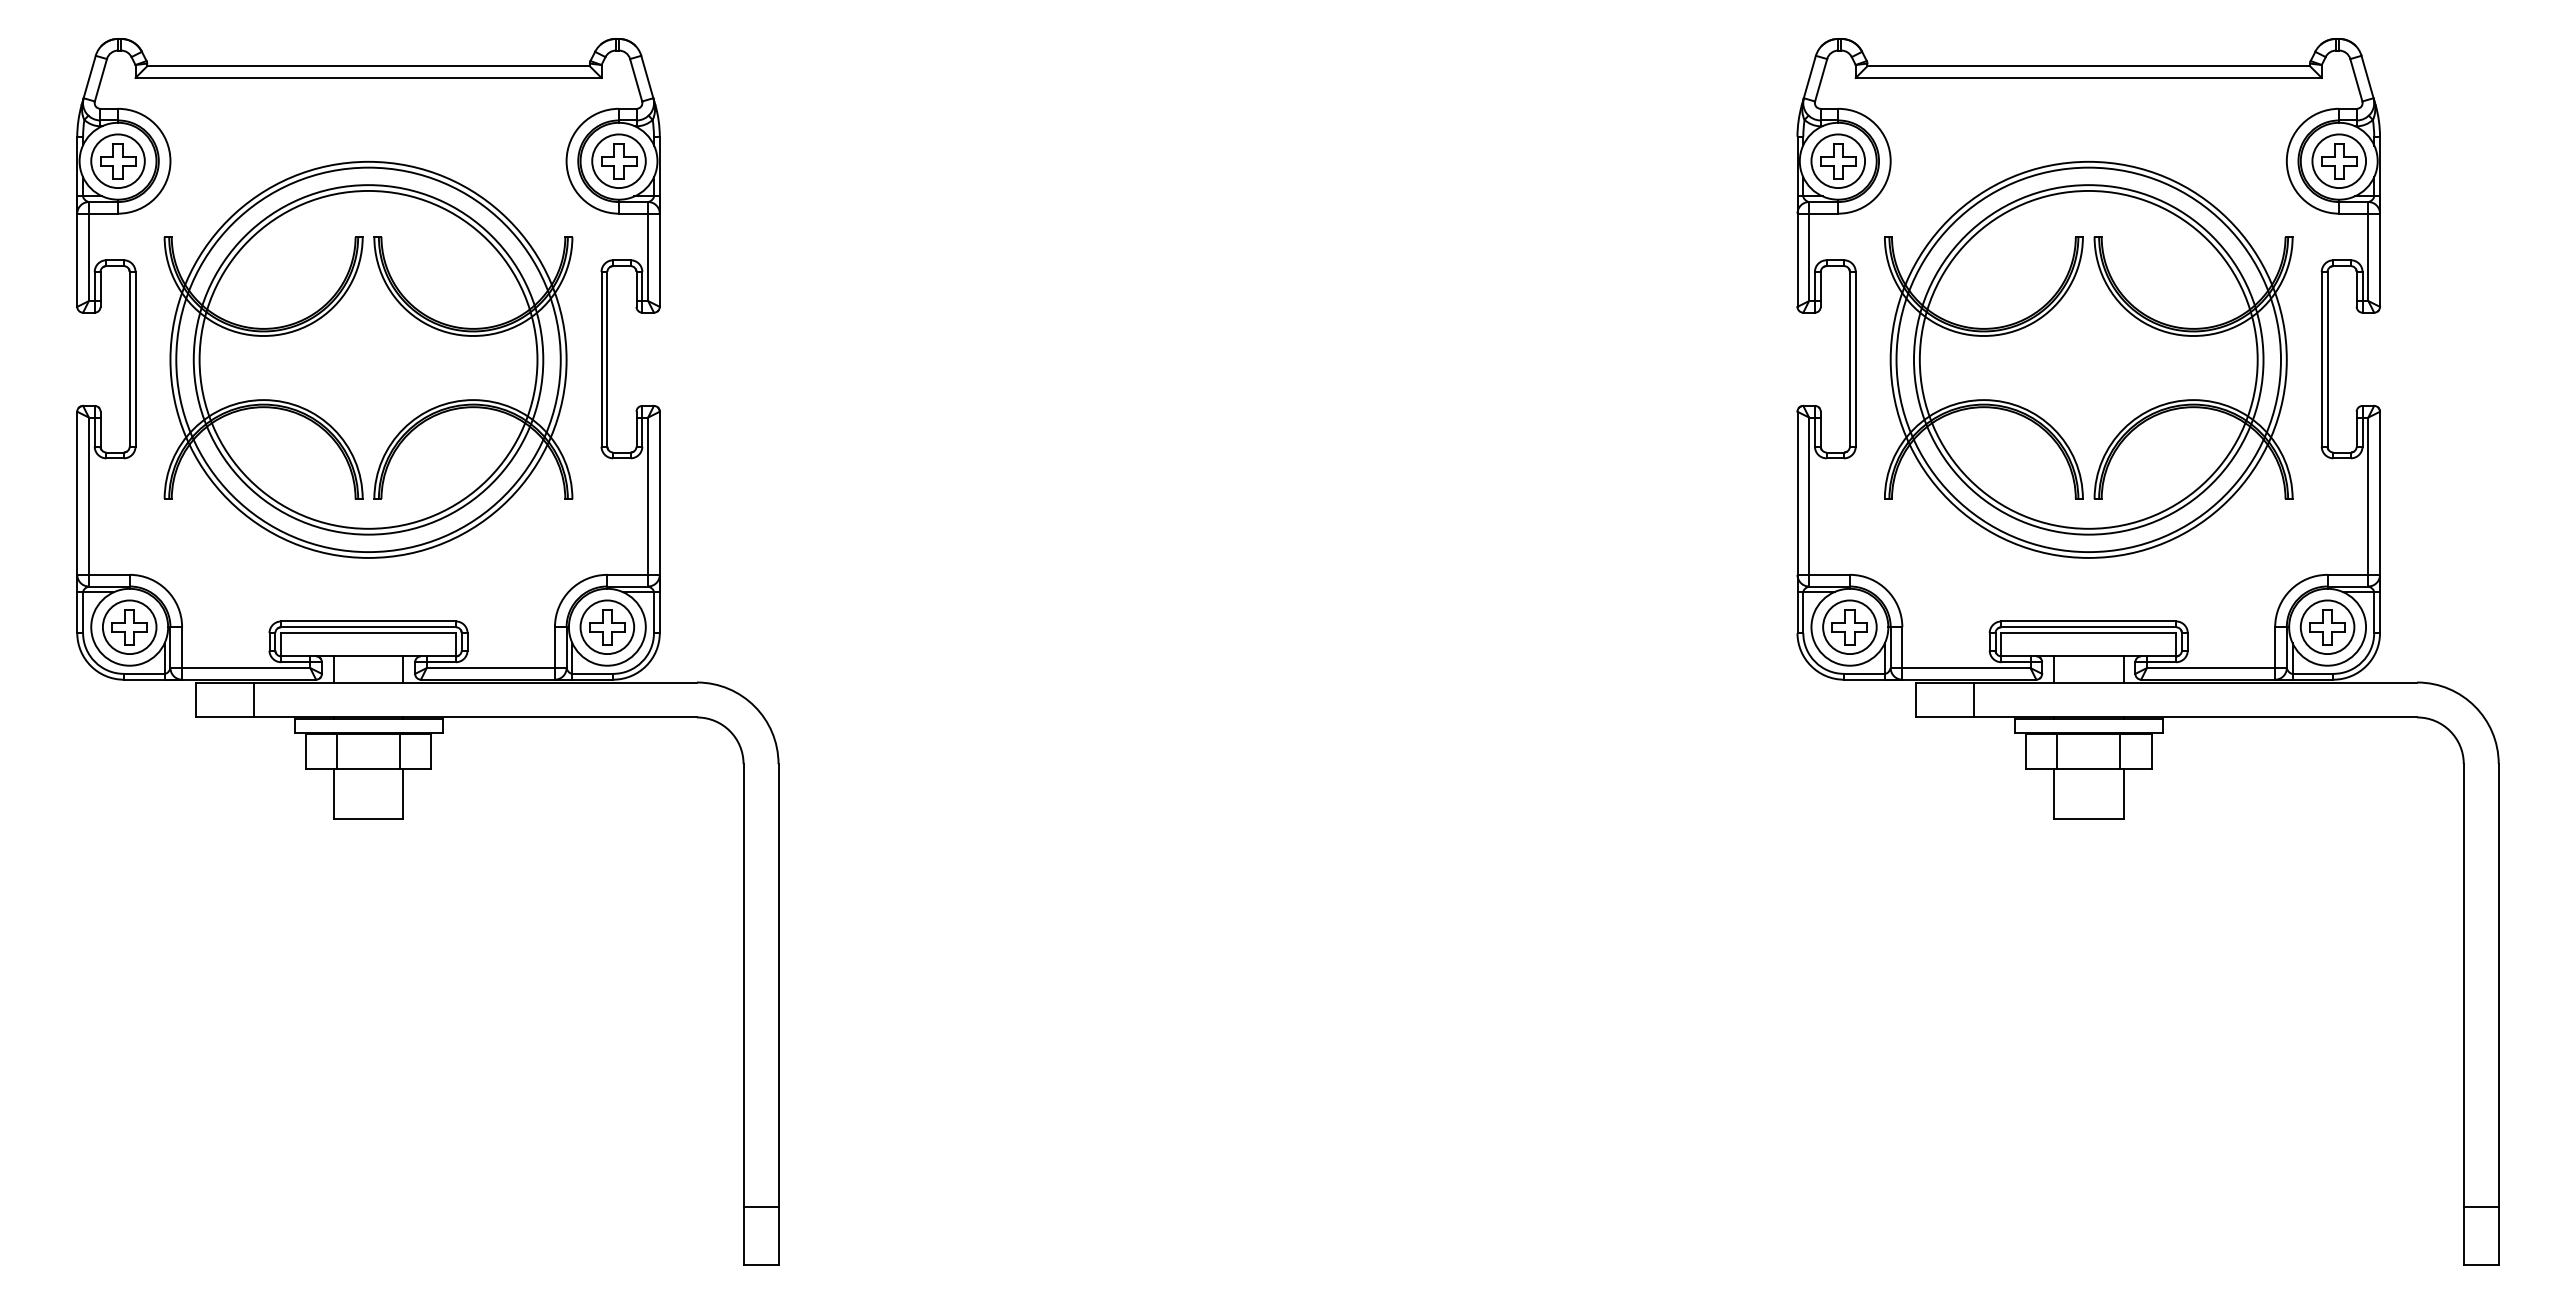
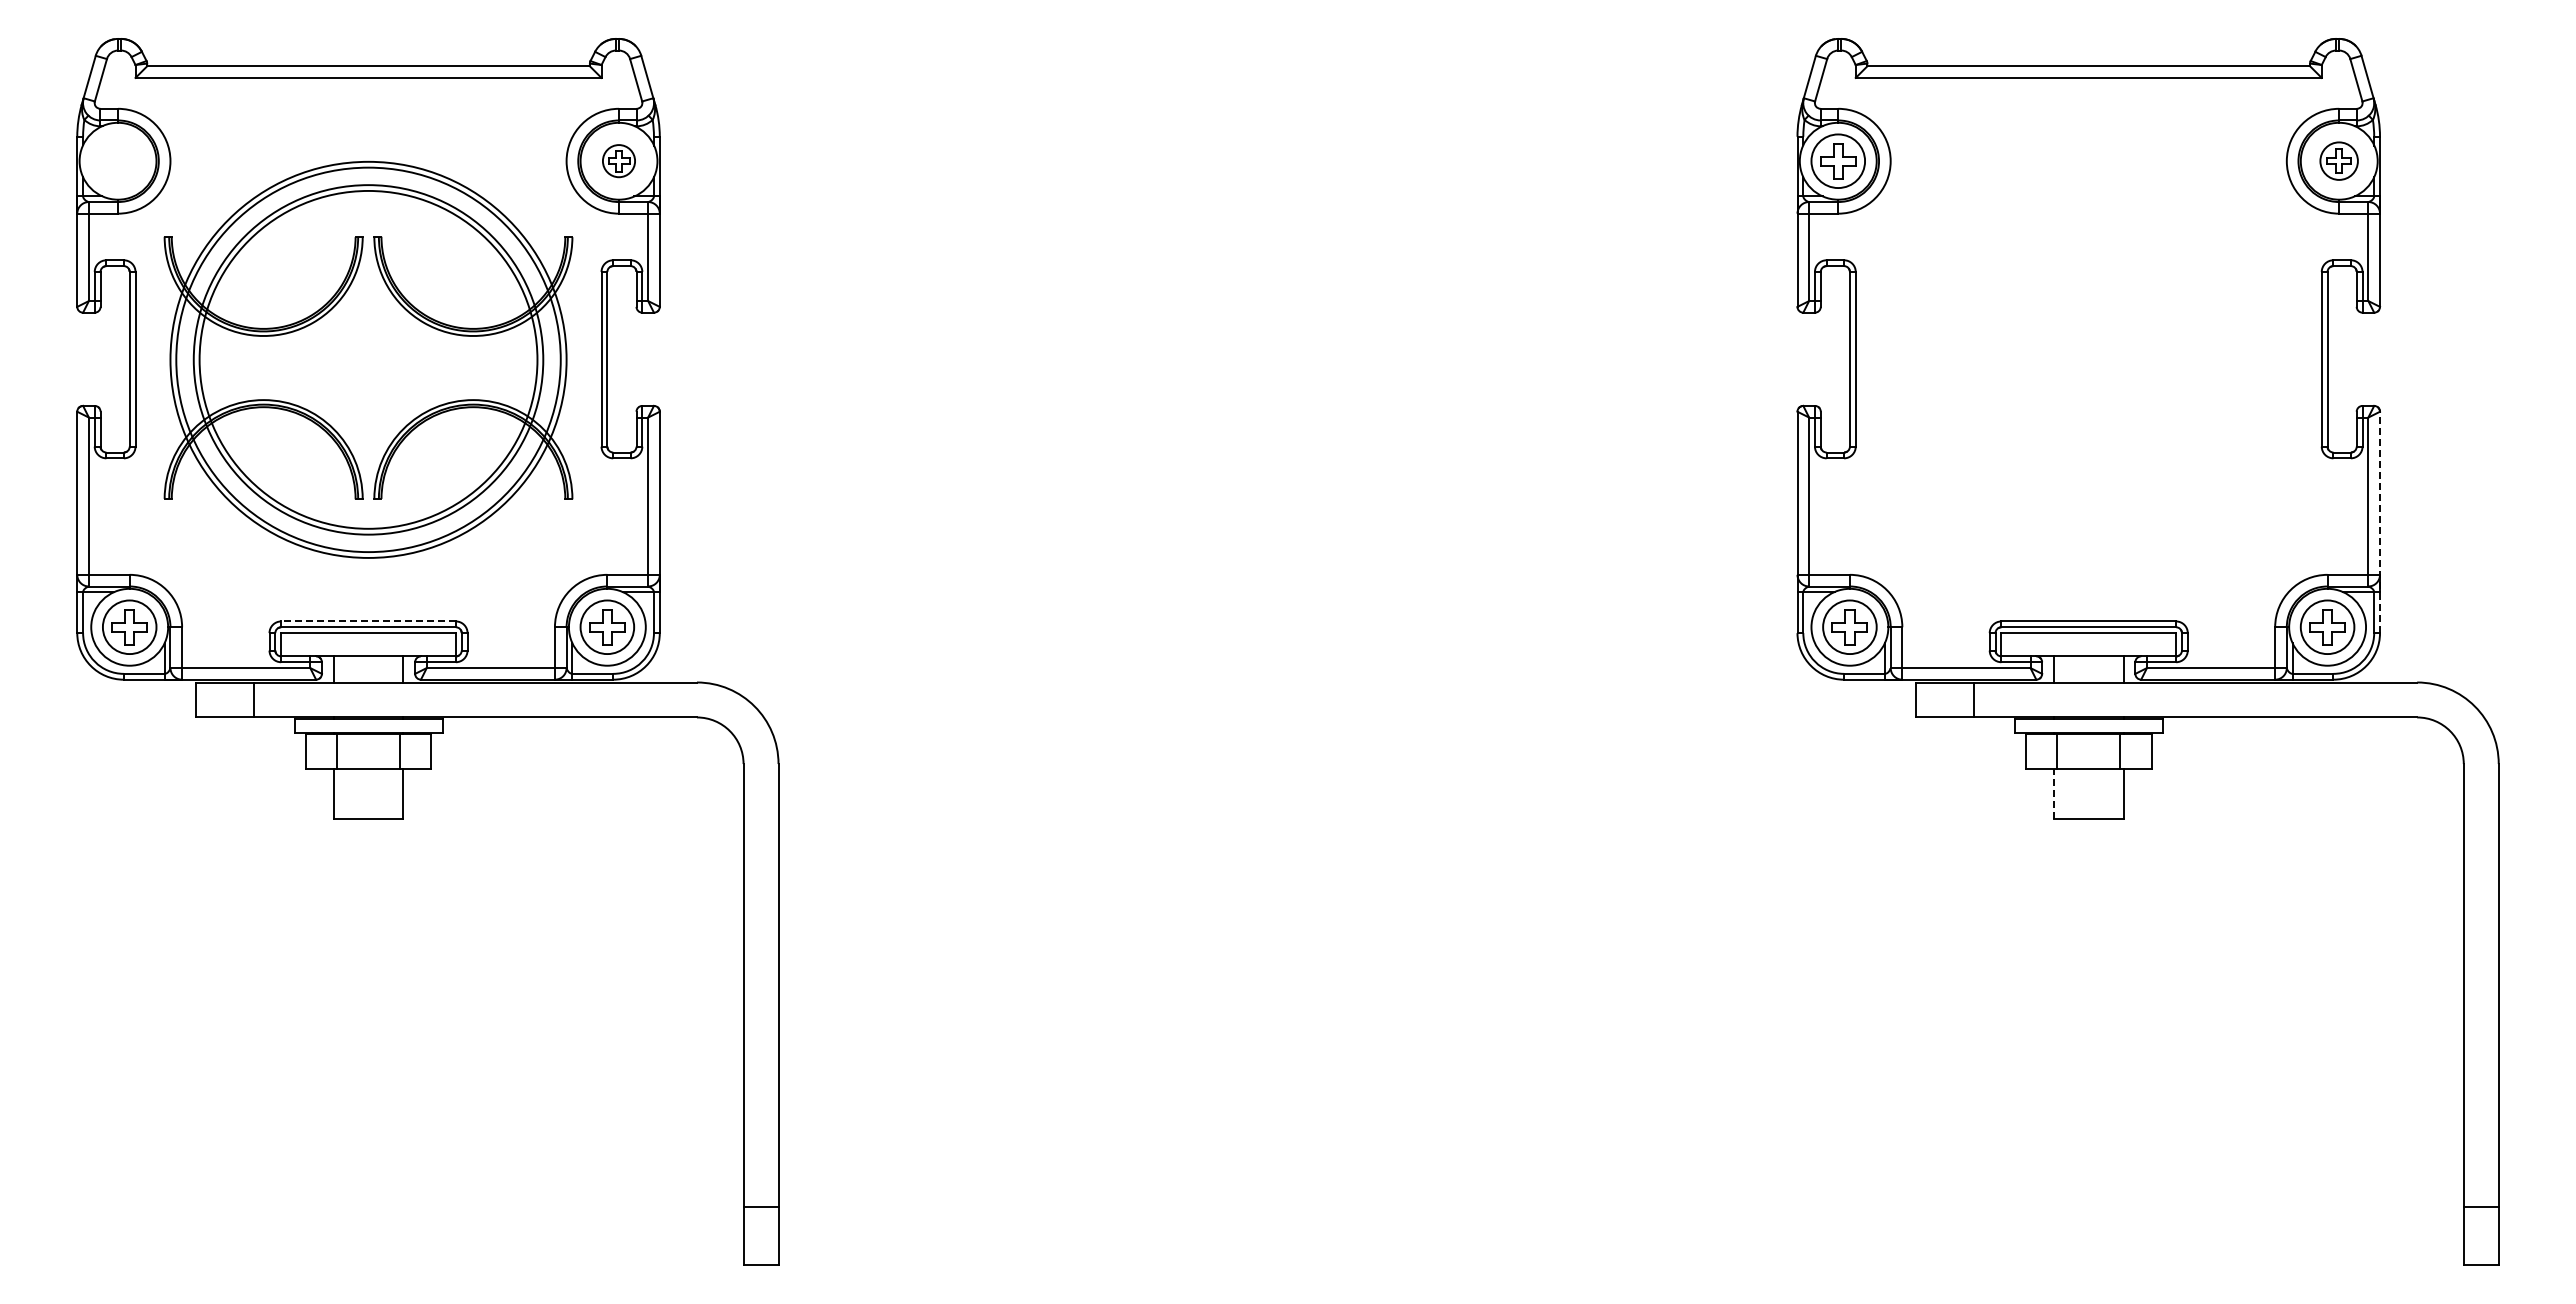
part: present -> none (117, 160)
part size: 56x56 px -> 34x35 px (618, 161)
part size: 56x56 px -> 40x40 px (2338, 160)
part: present -> none (2088, 359)
line: solid -> dashed (2380, 522)
line: solid -> dashed (368, 621)
line: solid -> dashed (2053, 794)
